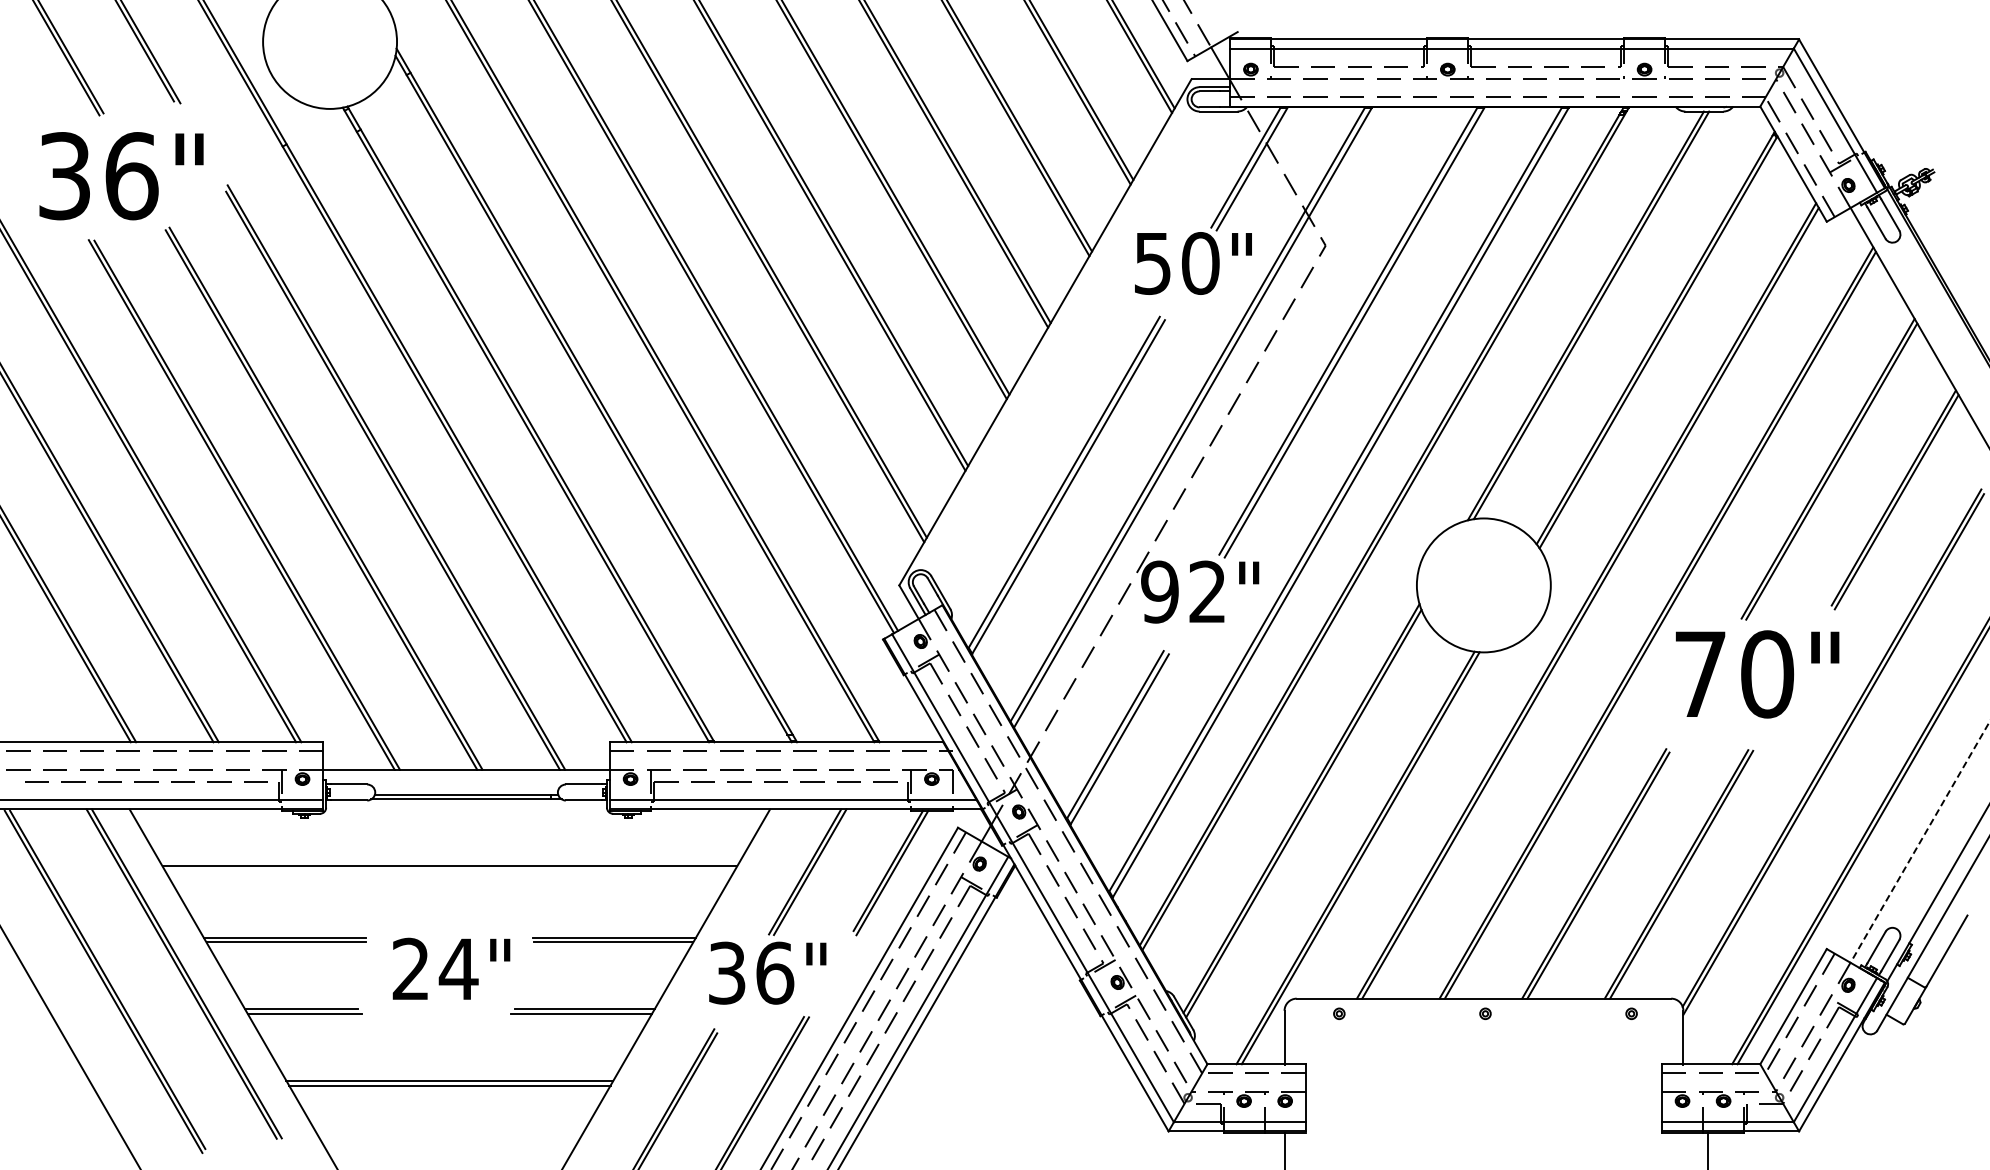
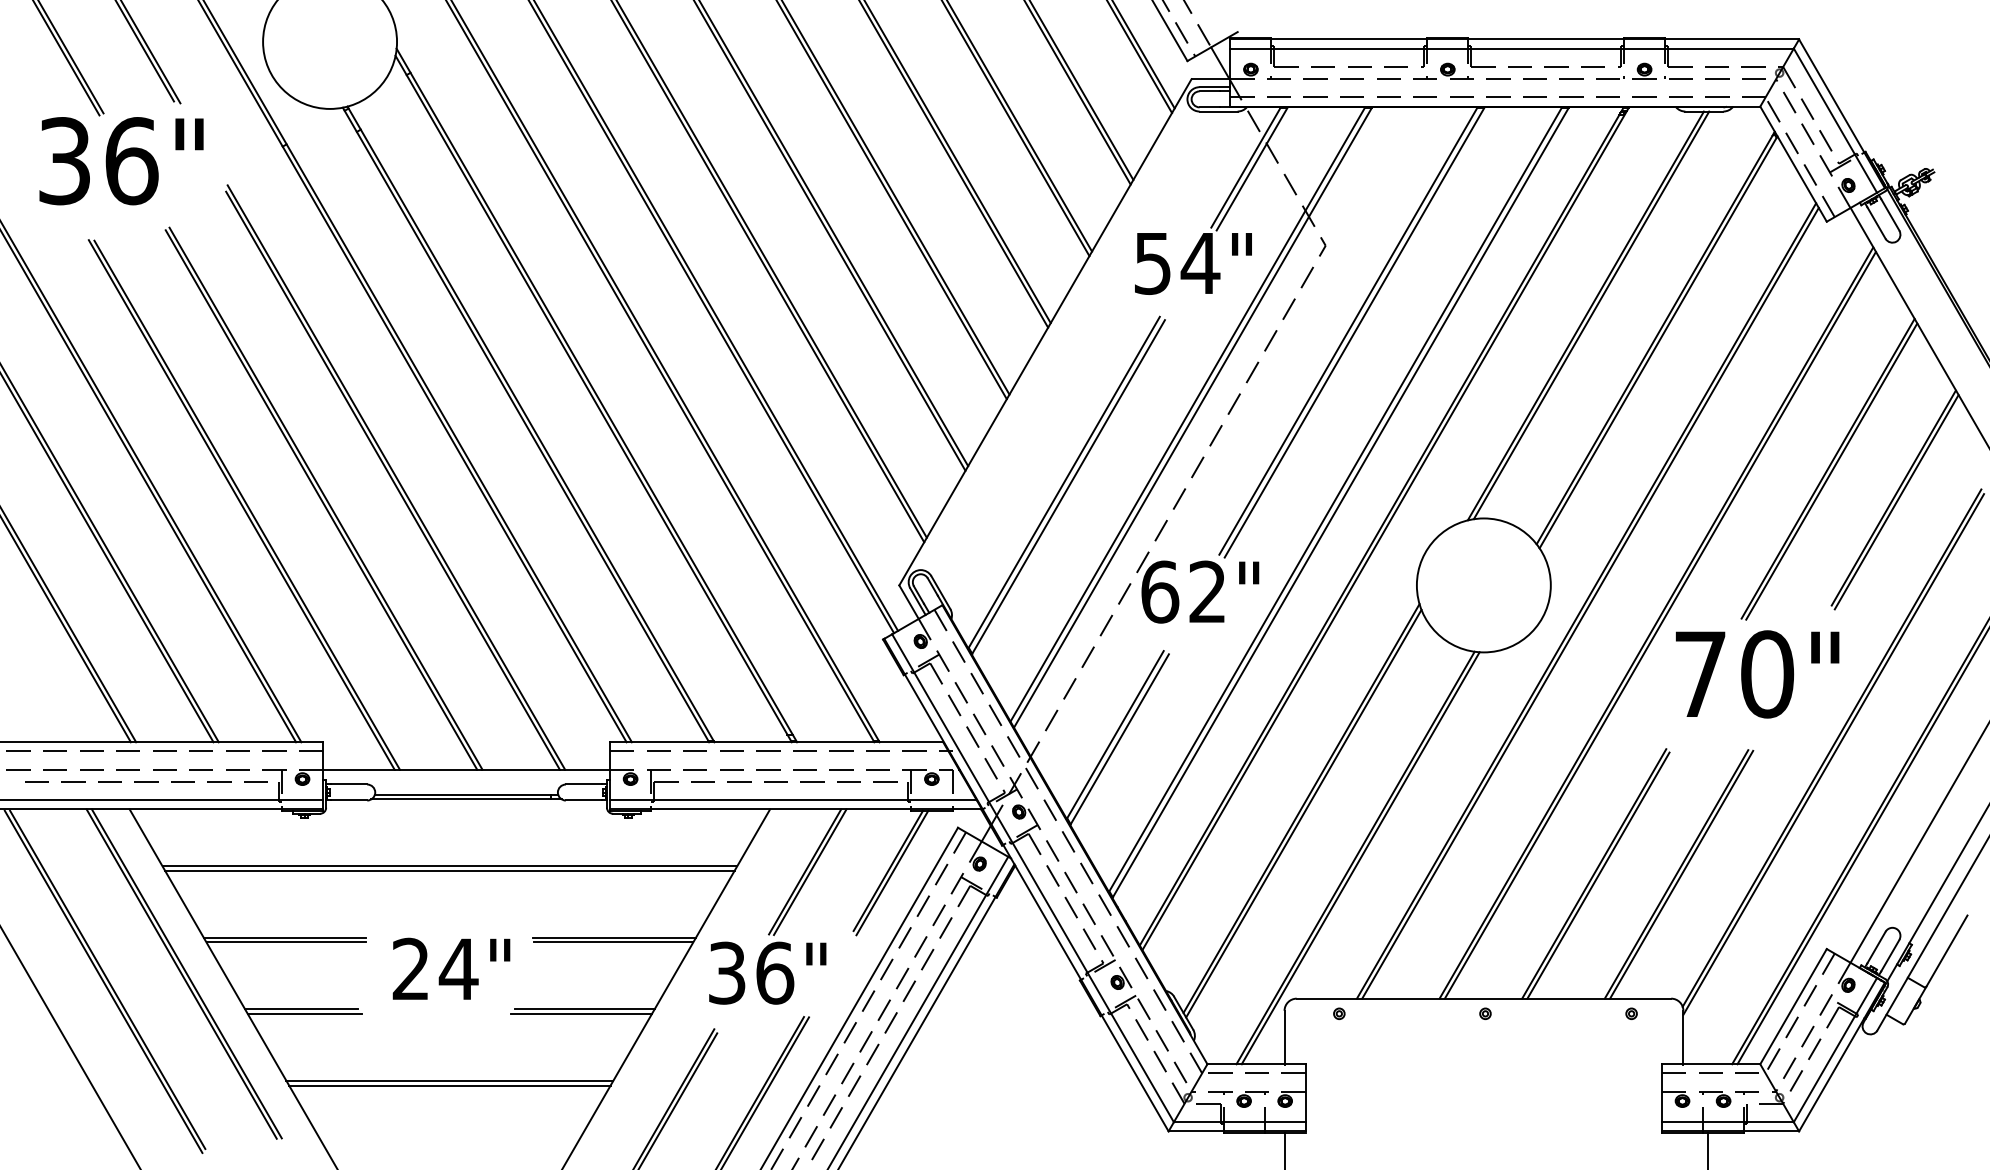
text position: (121, 176) -> (121, 161) (121, 161)
text: 50" -> 54" (1200, 263)
text: 92" -> 62" (1160, 591)
line: dashed -> solid (1920, 842)
line: none -> present (449, 870)
